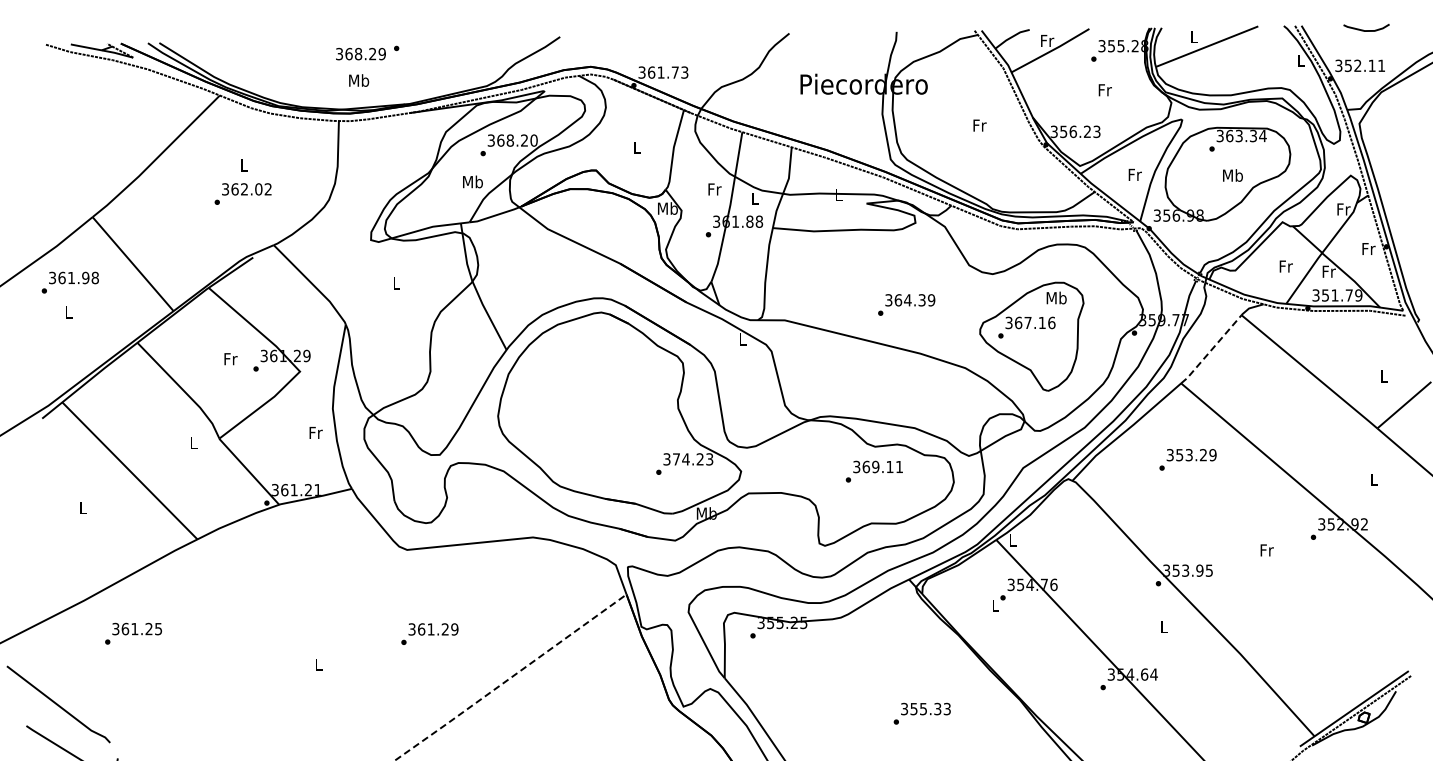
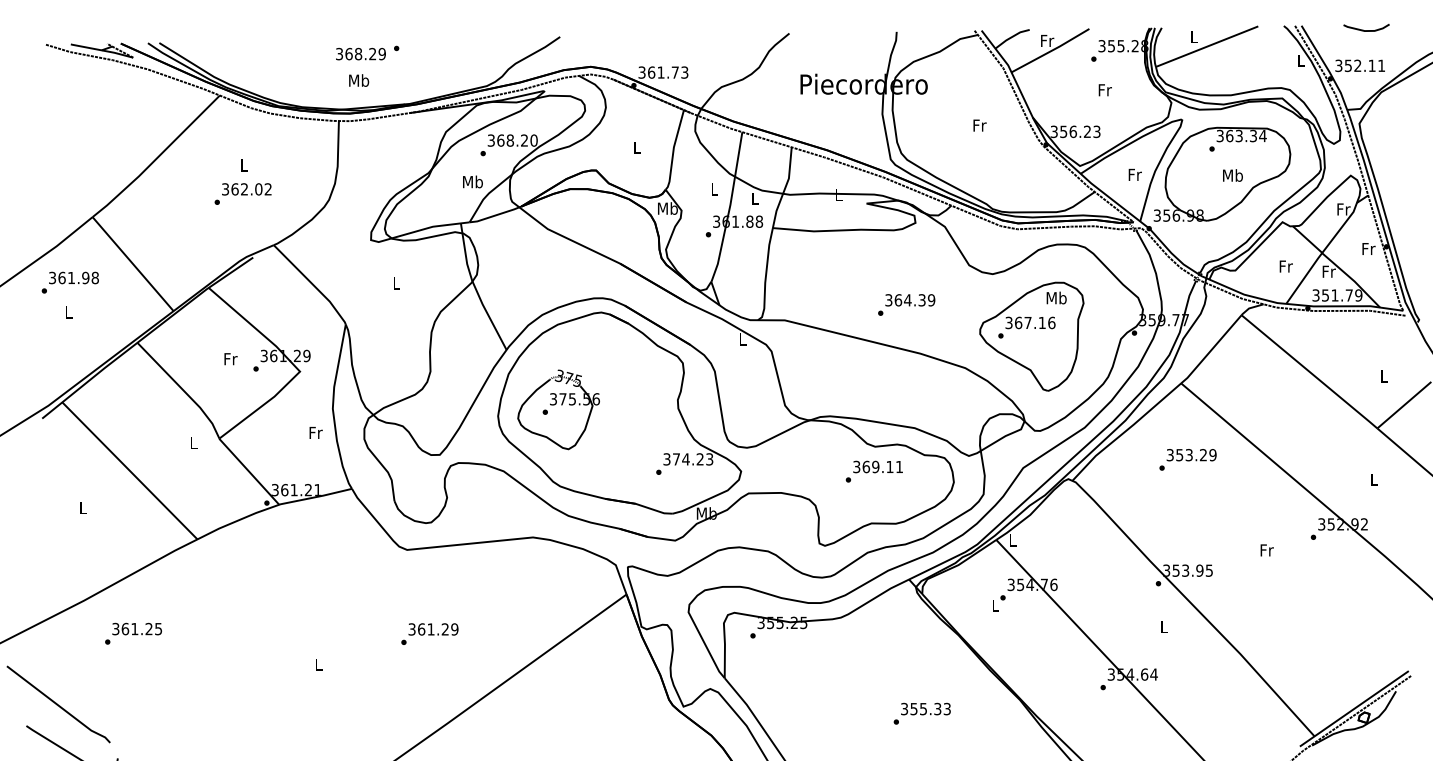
text: Fr -> L (714, 189)
line: dashed -> solid (1211, 349)
part: none -> present (558, 409)
line: dashed -> solid (510, 678)
